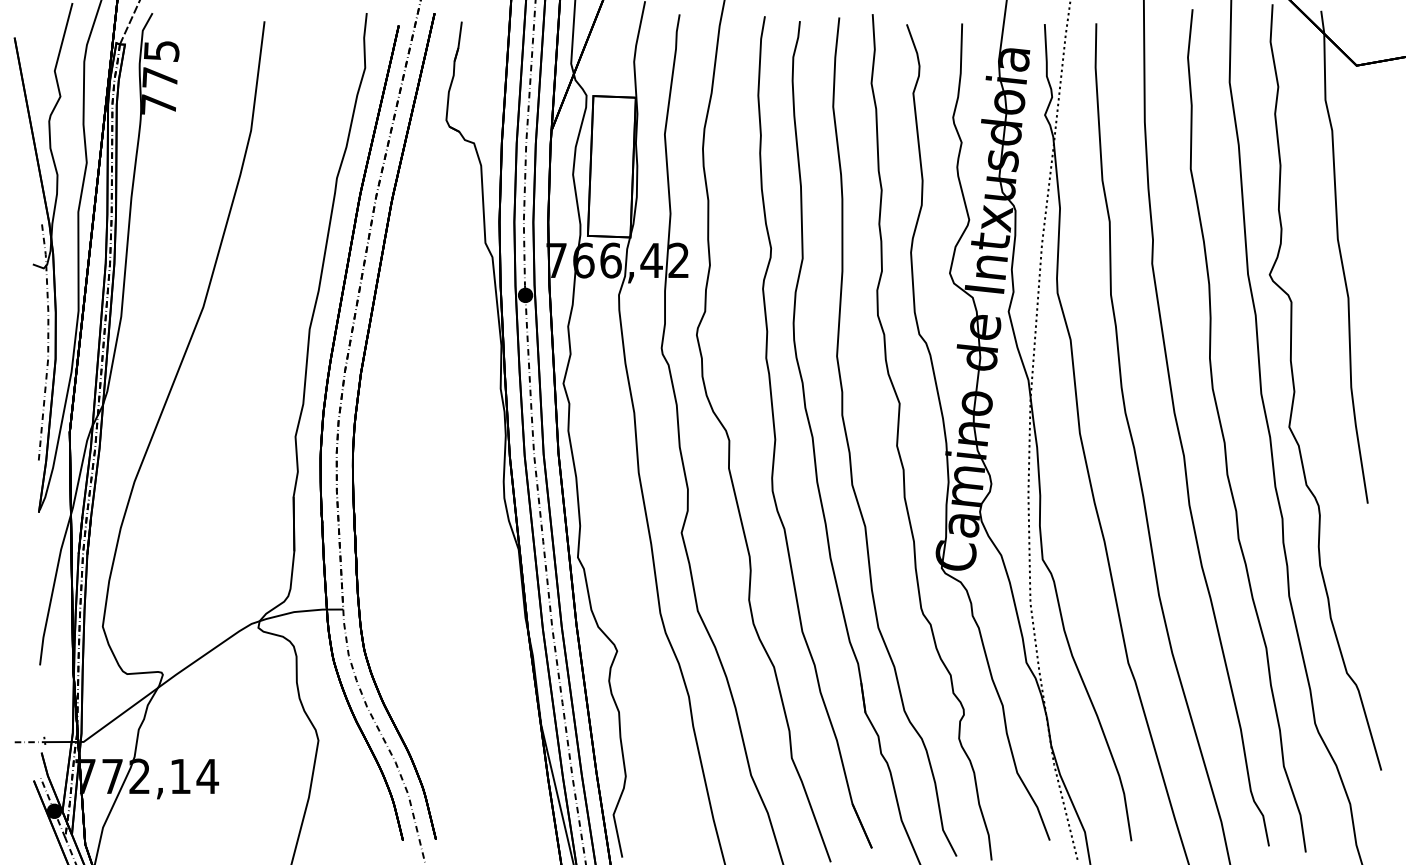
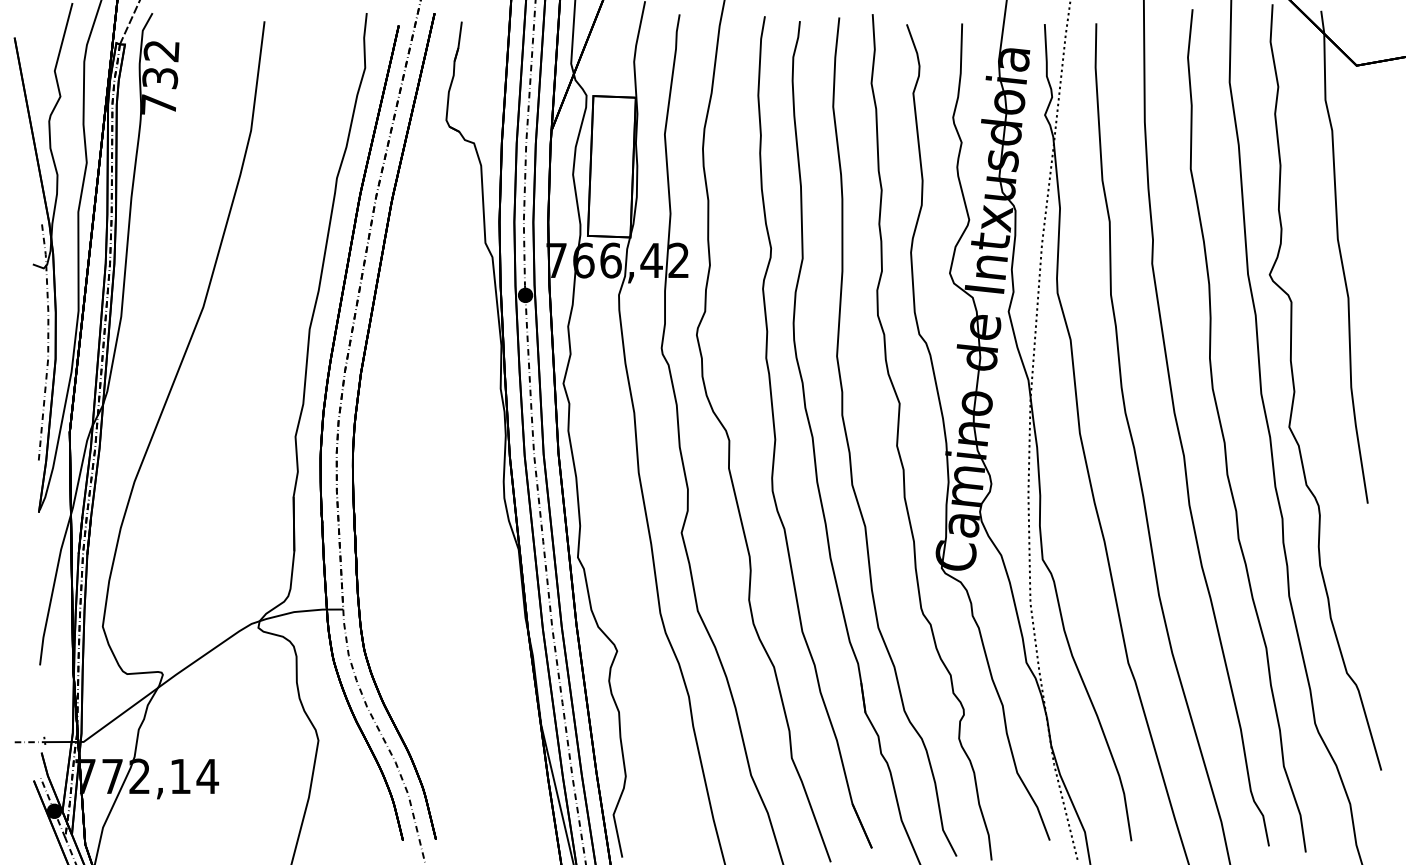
text: 775 -> 732 (160, 65)
